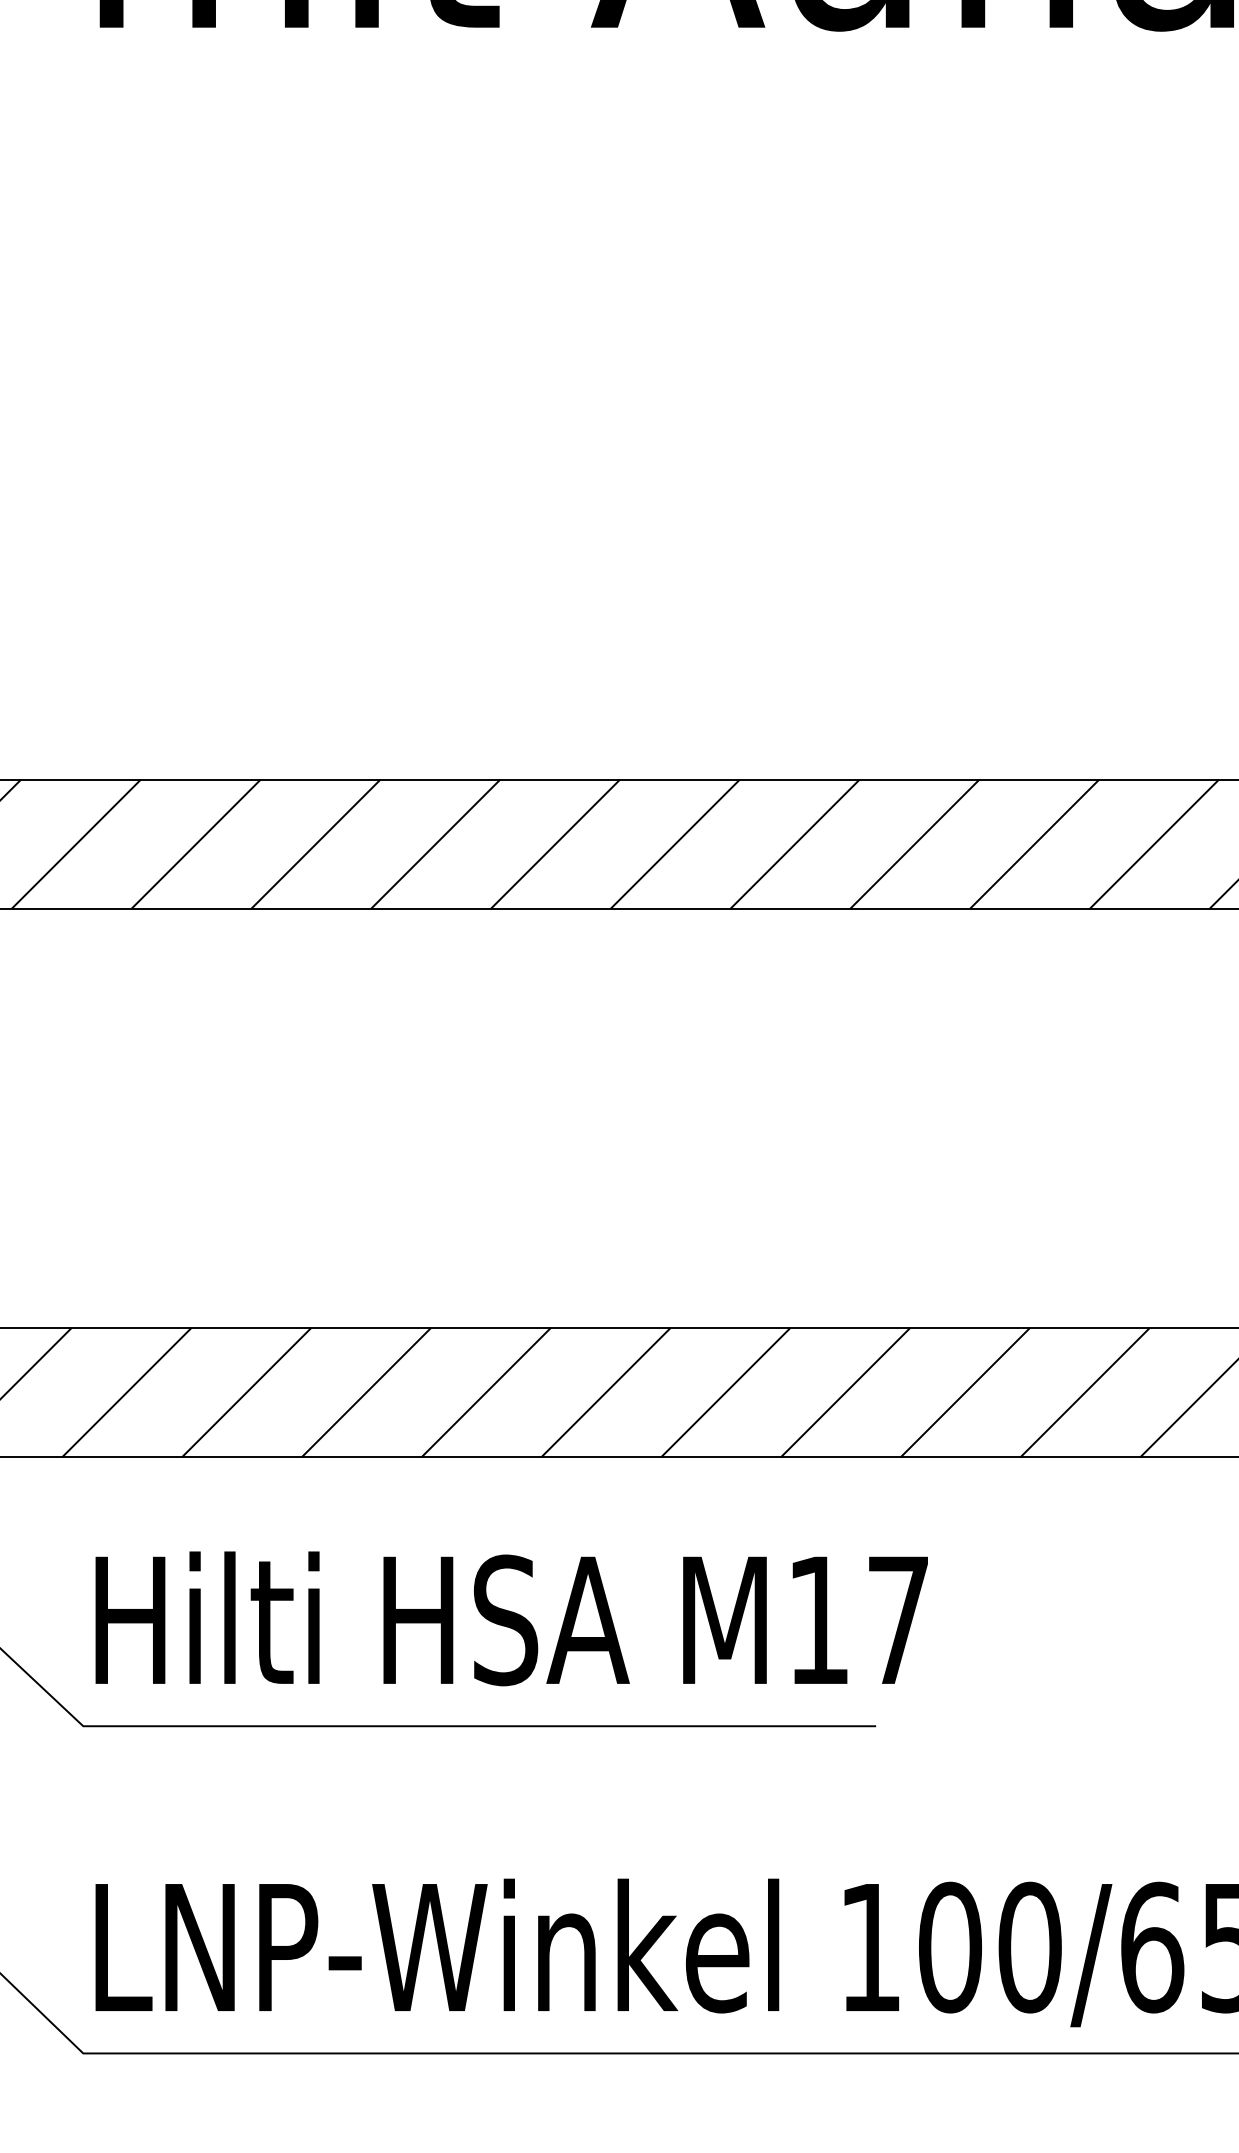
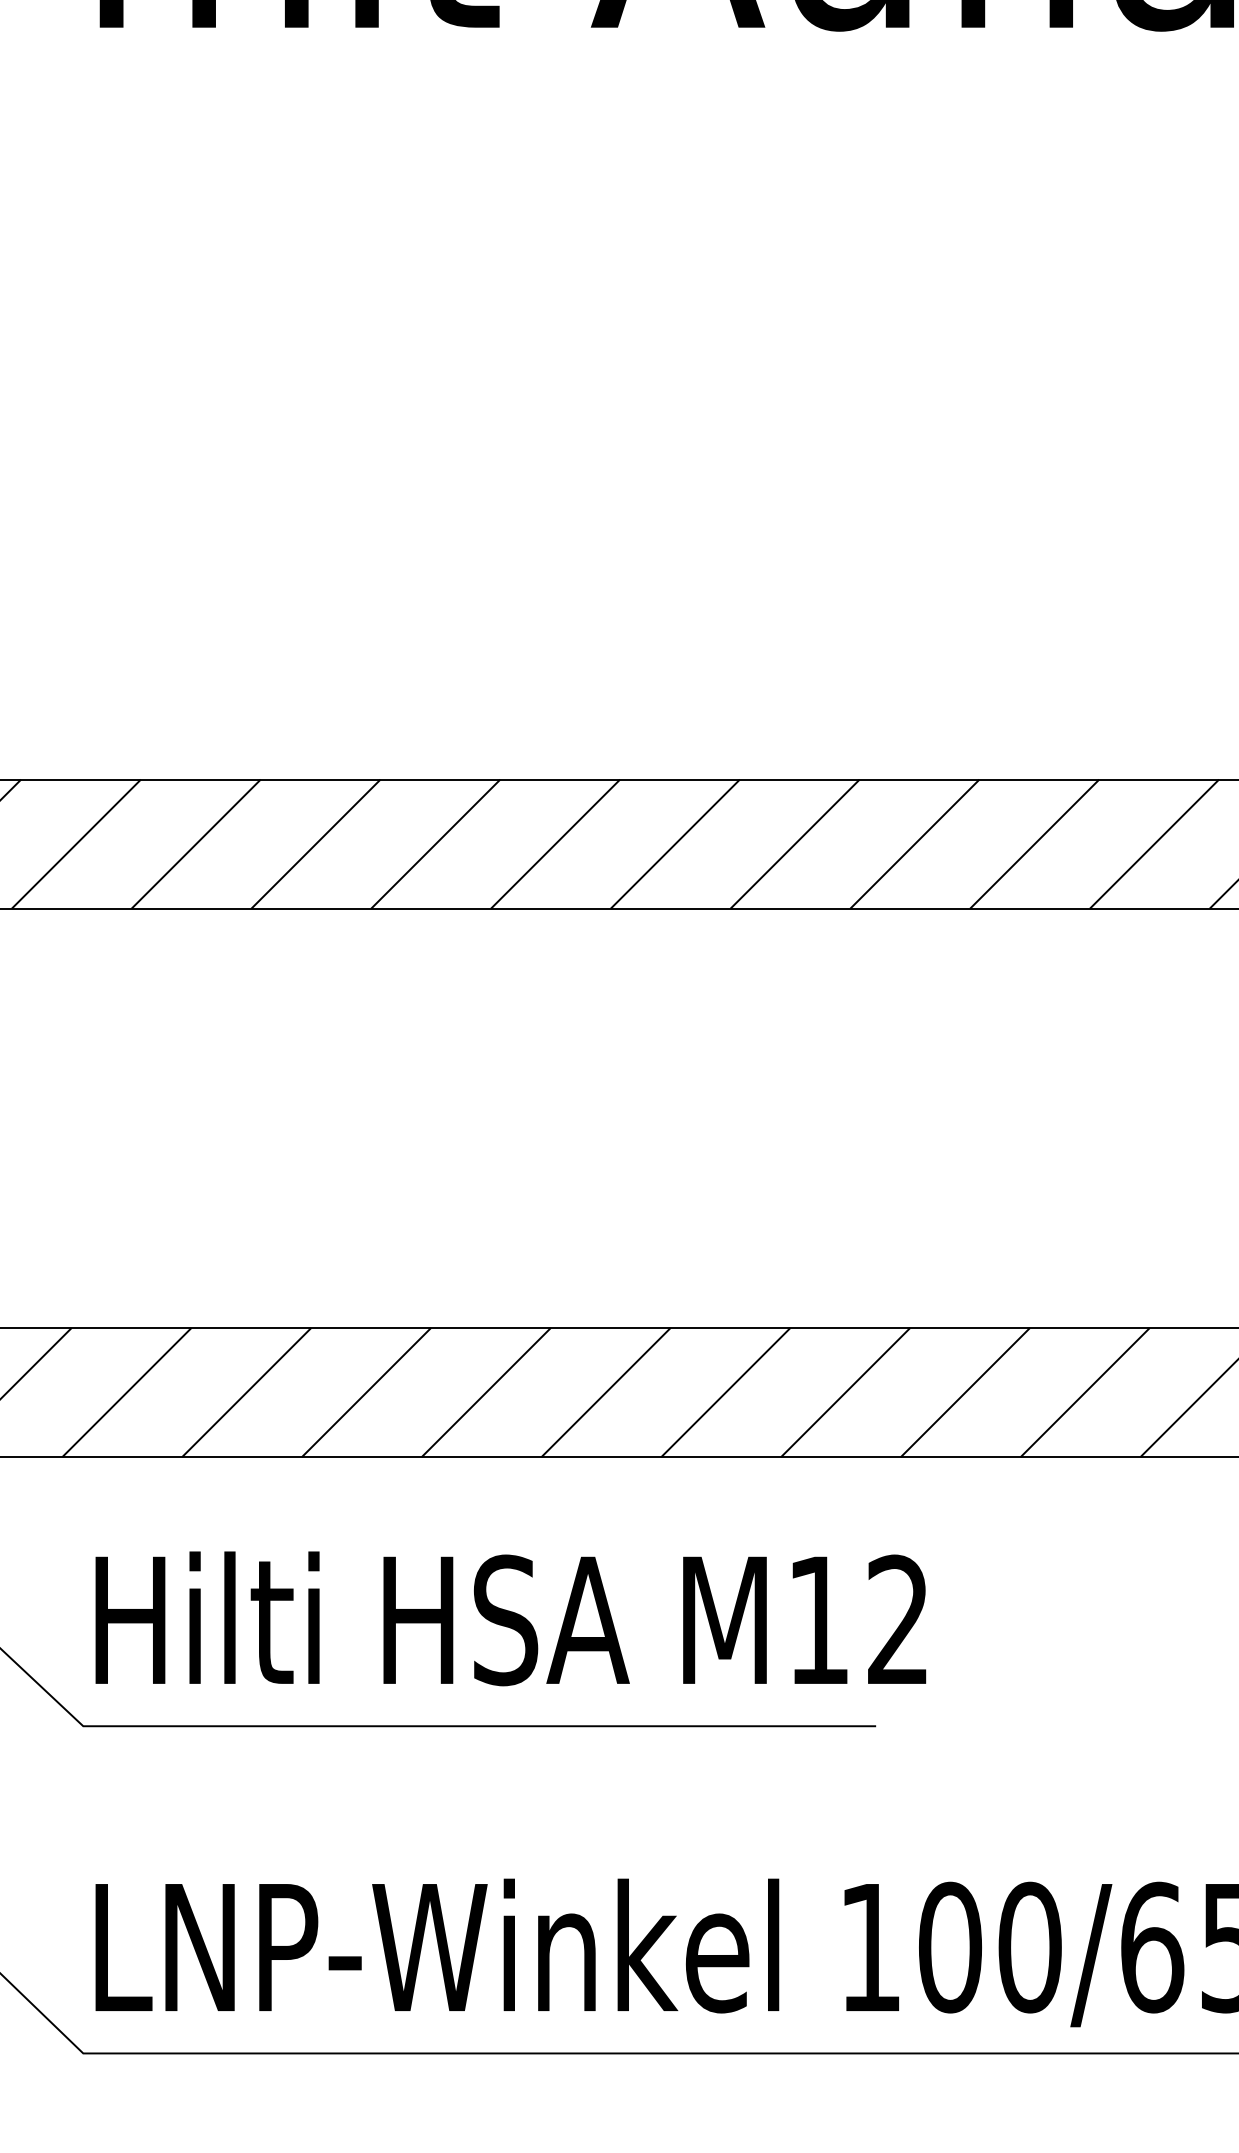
text: M17 -> M12 (897, 1618)
